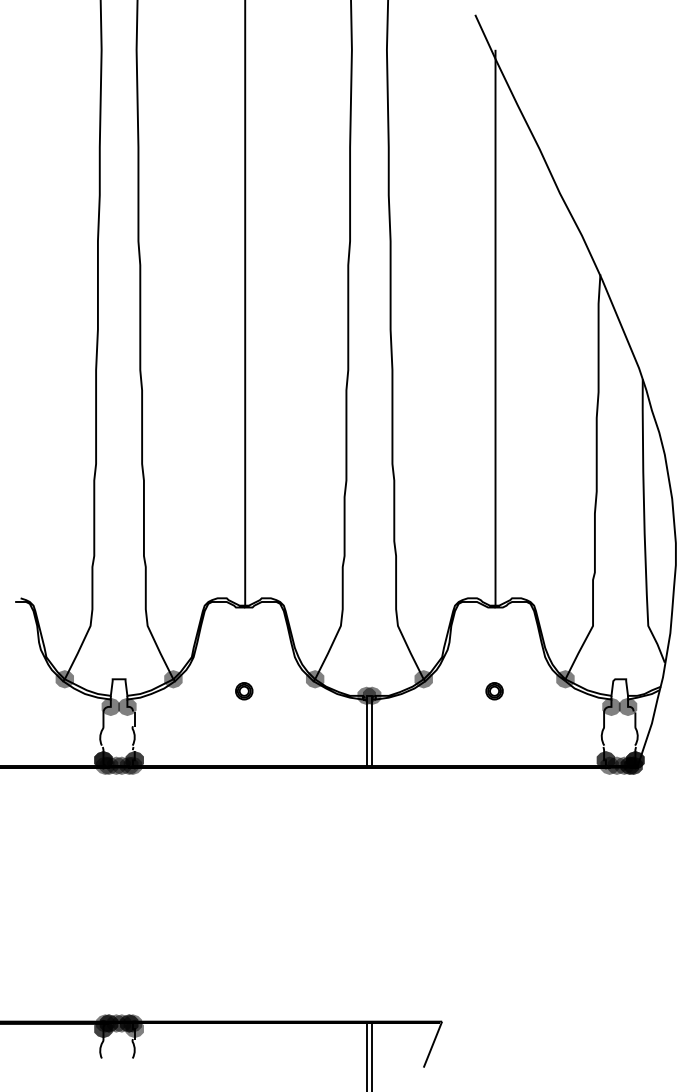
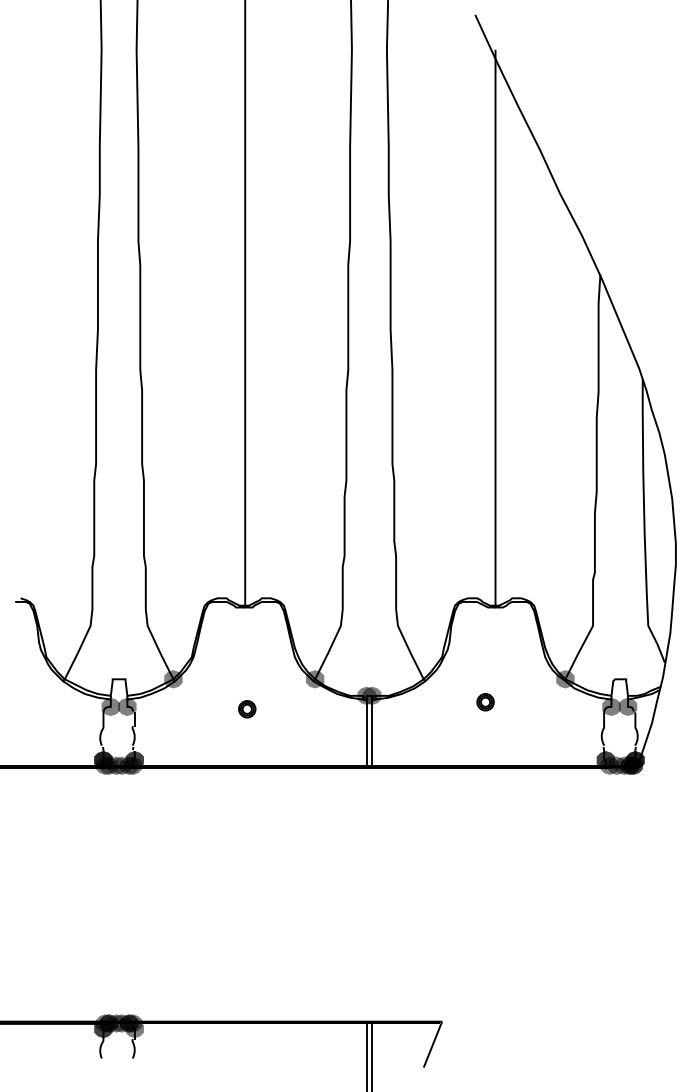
fill: present -> none (64, 679)
fill: present -> none (423, 679)
part position: (244, 691) -> (247, 709) (247, 709)
part position: (494, 691) -> (485, 702) (485, 702)
